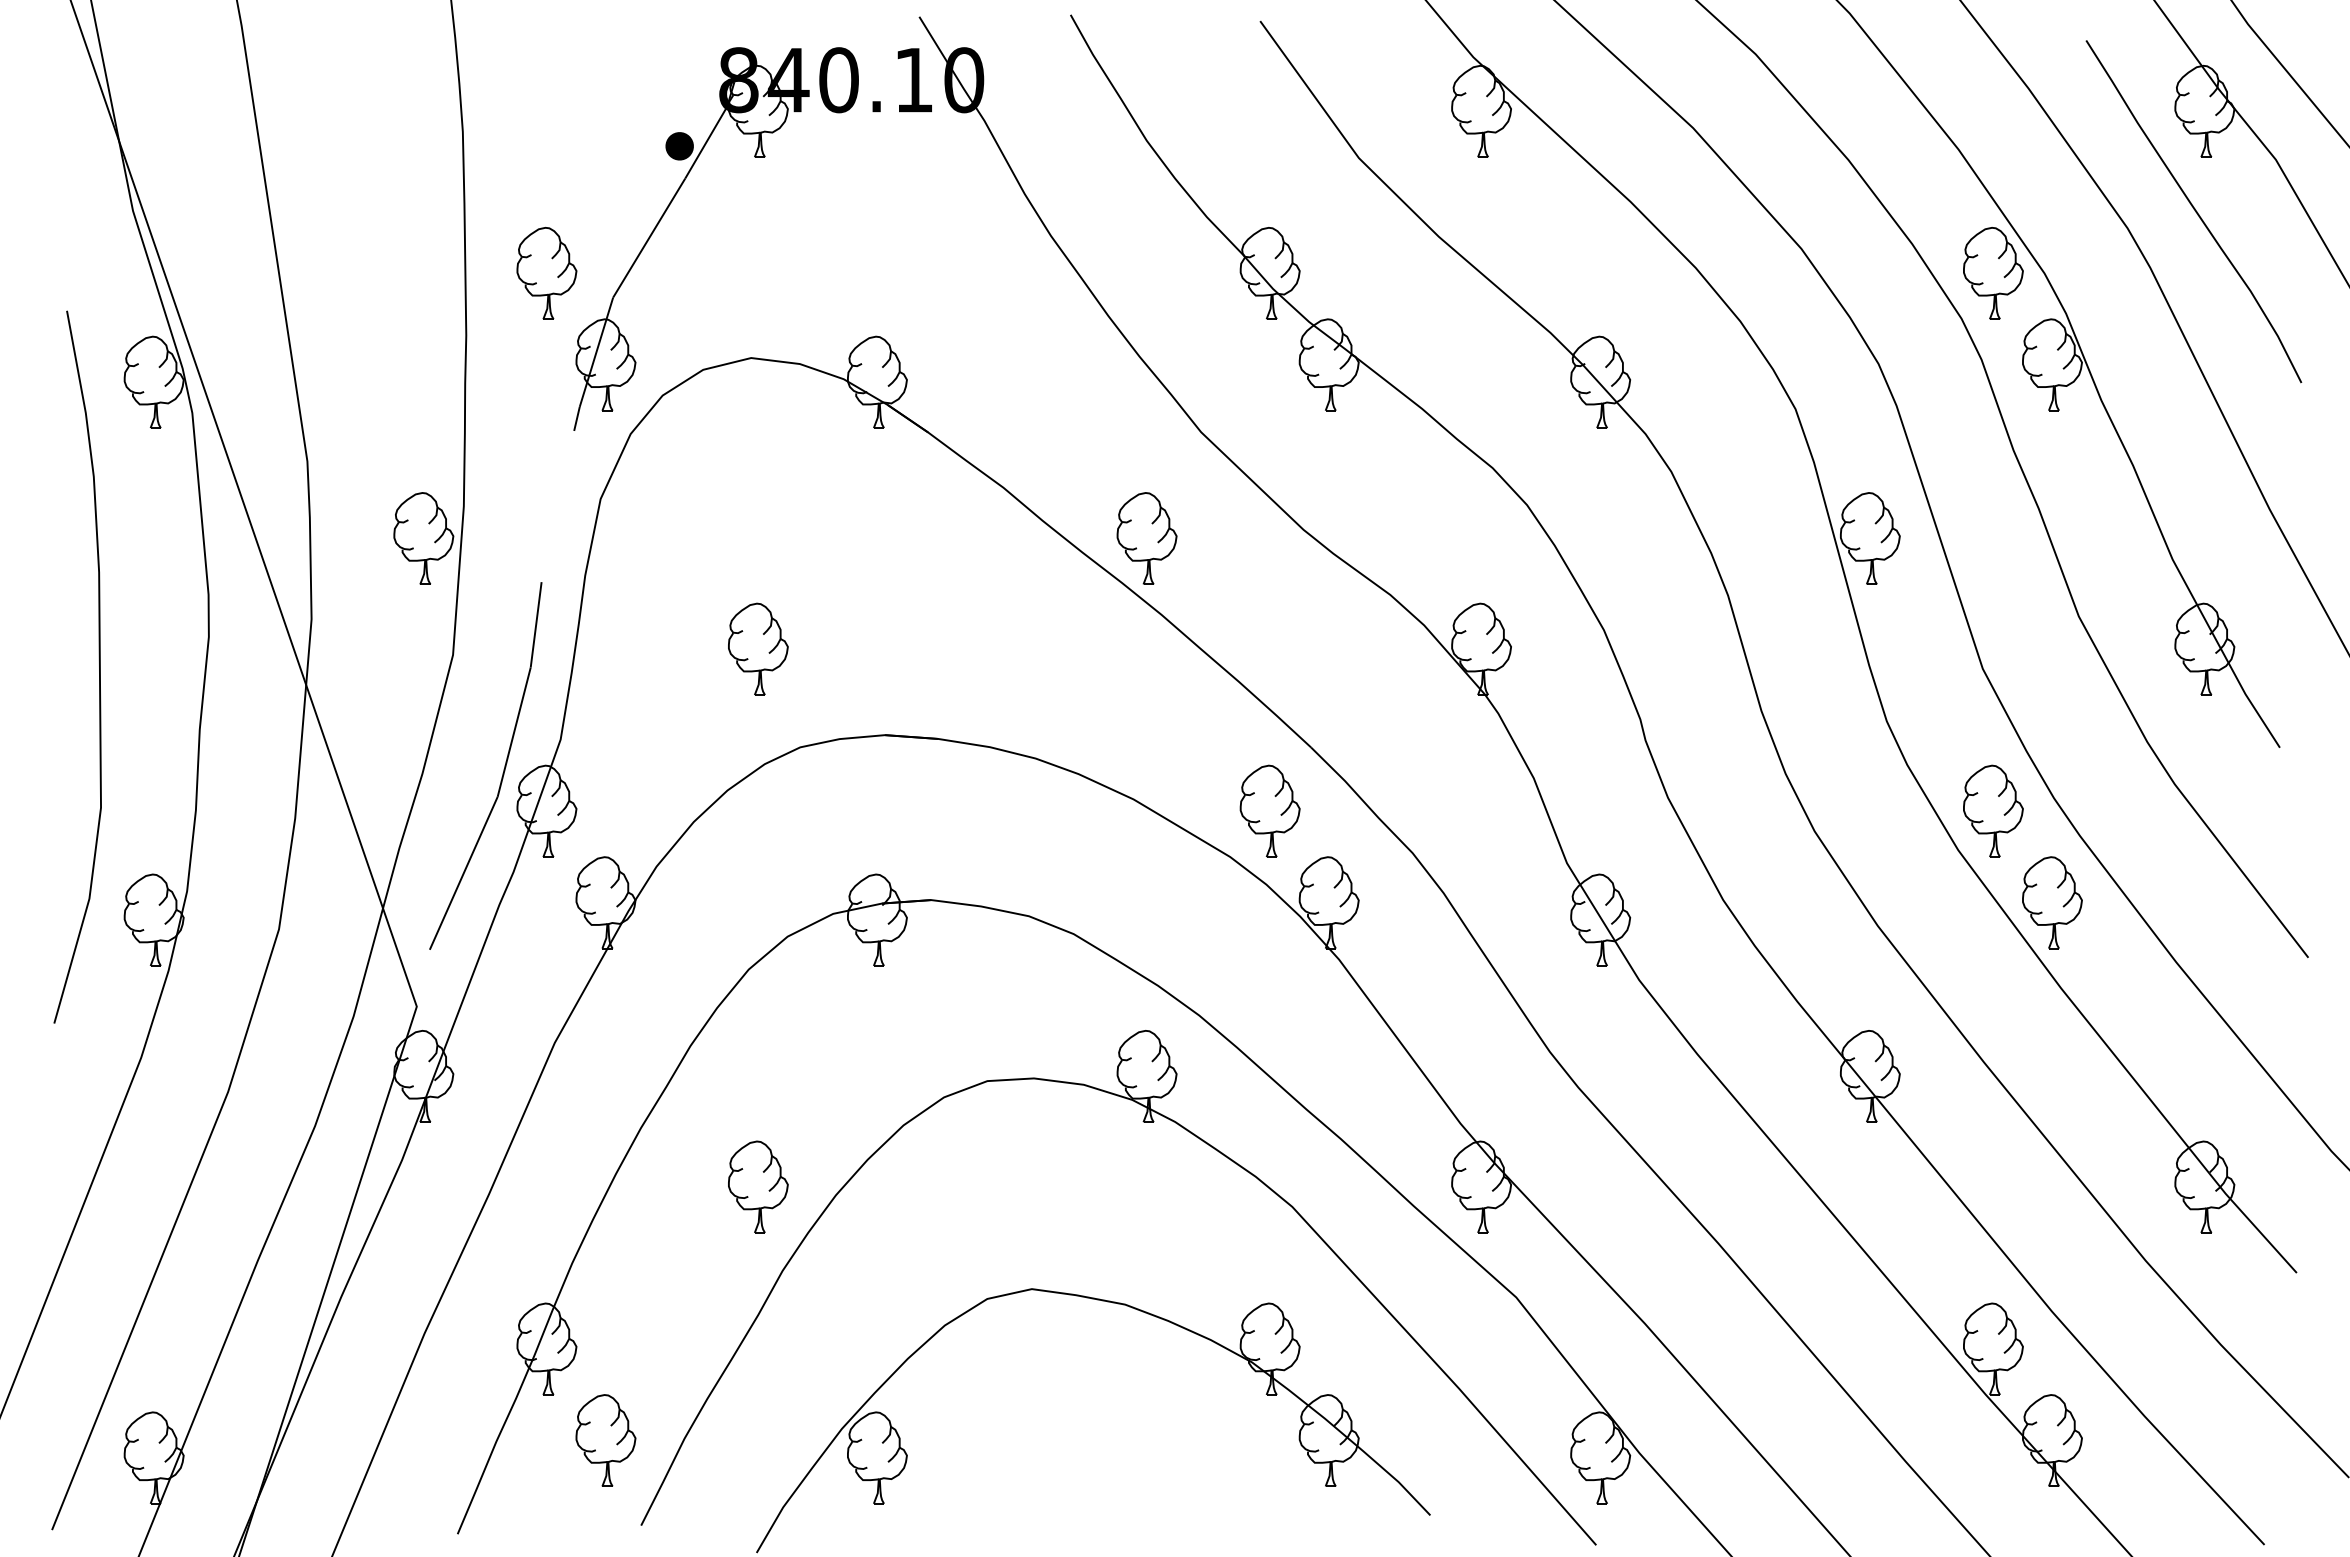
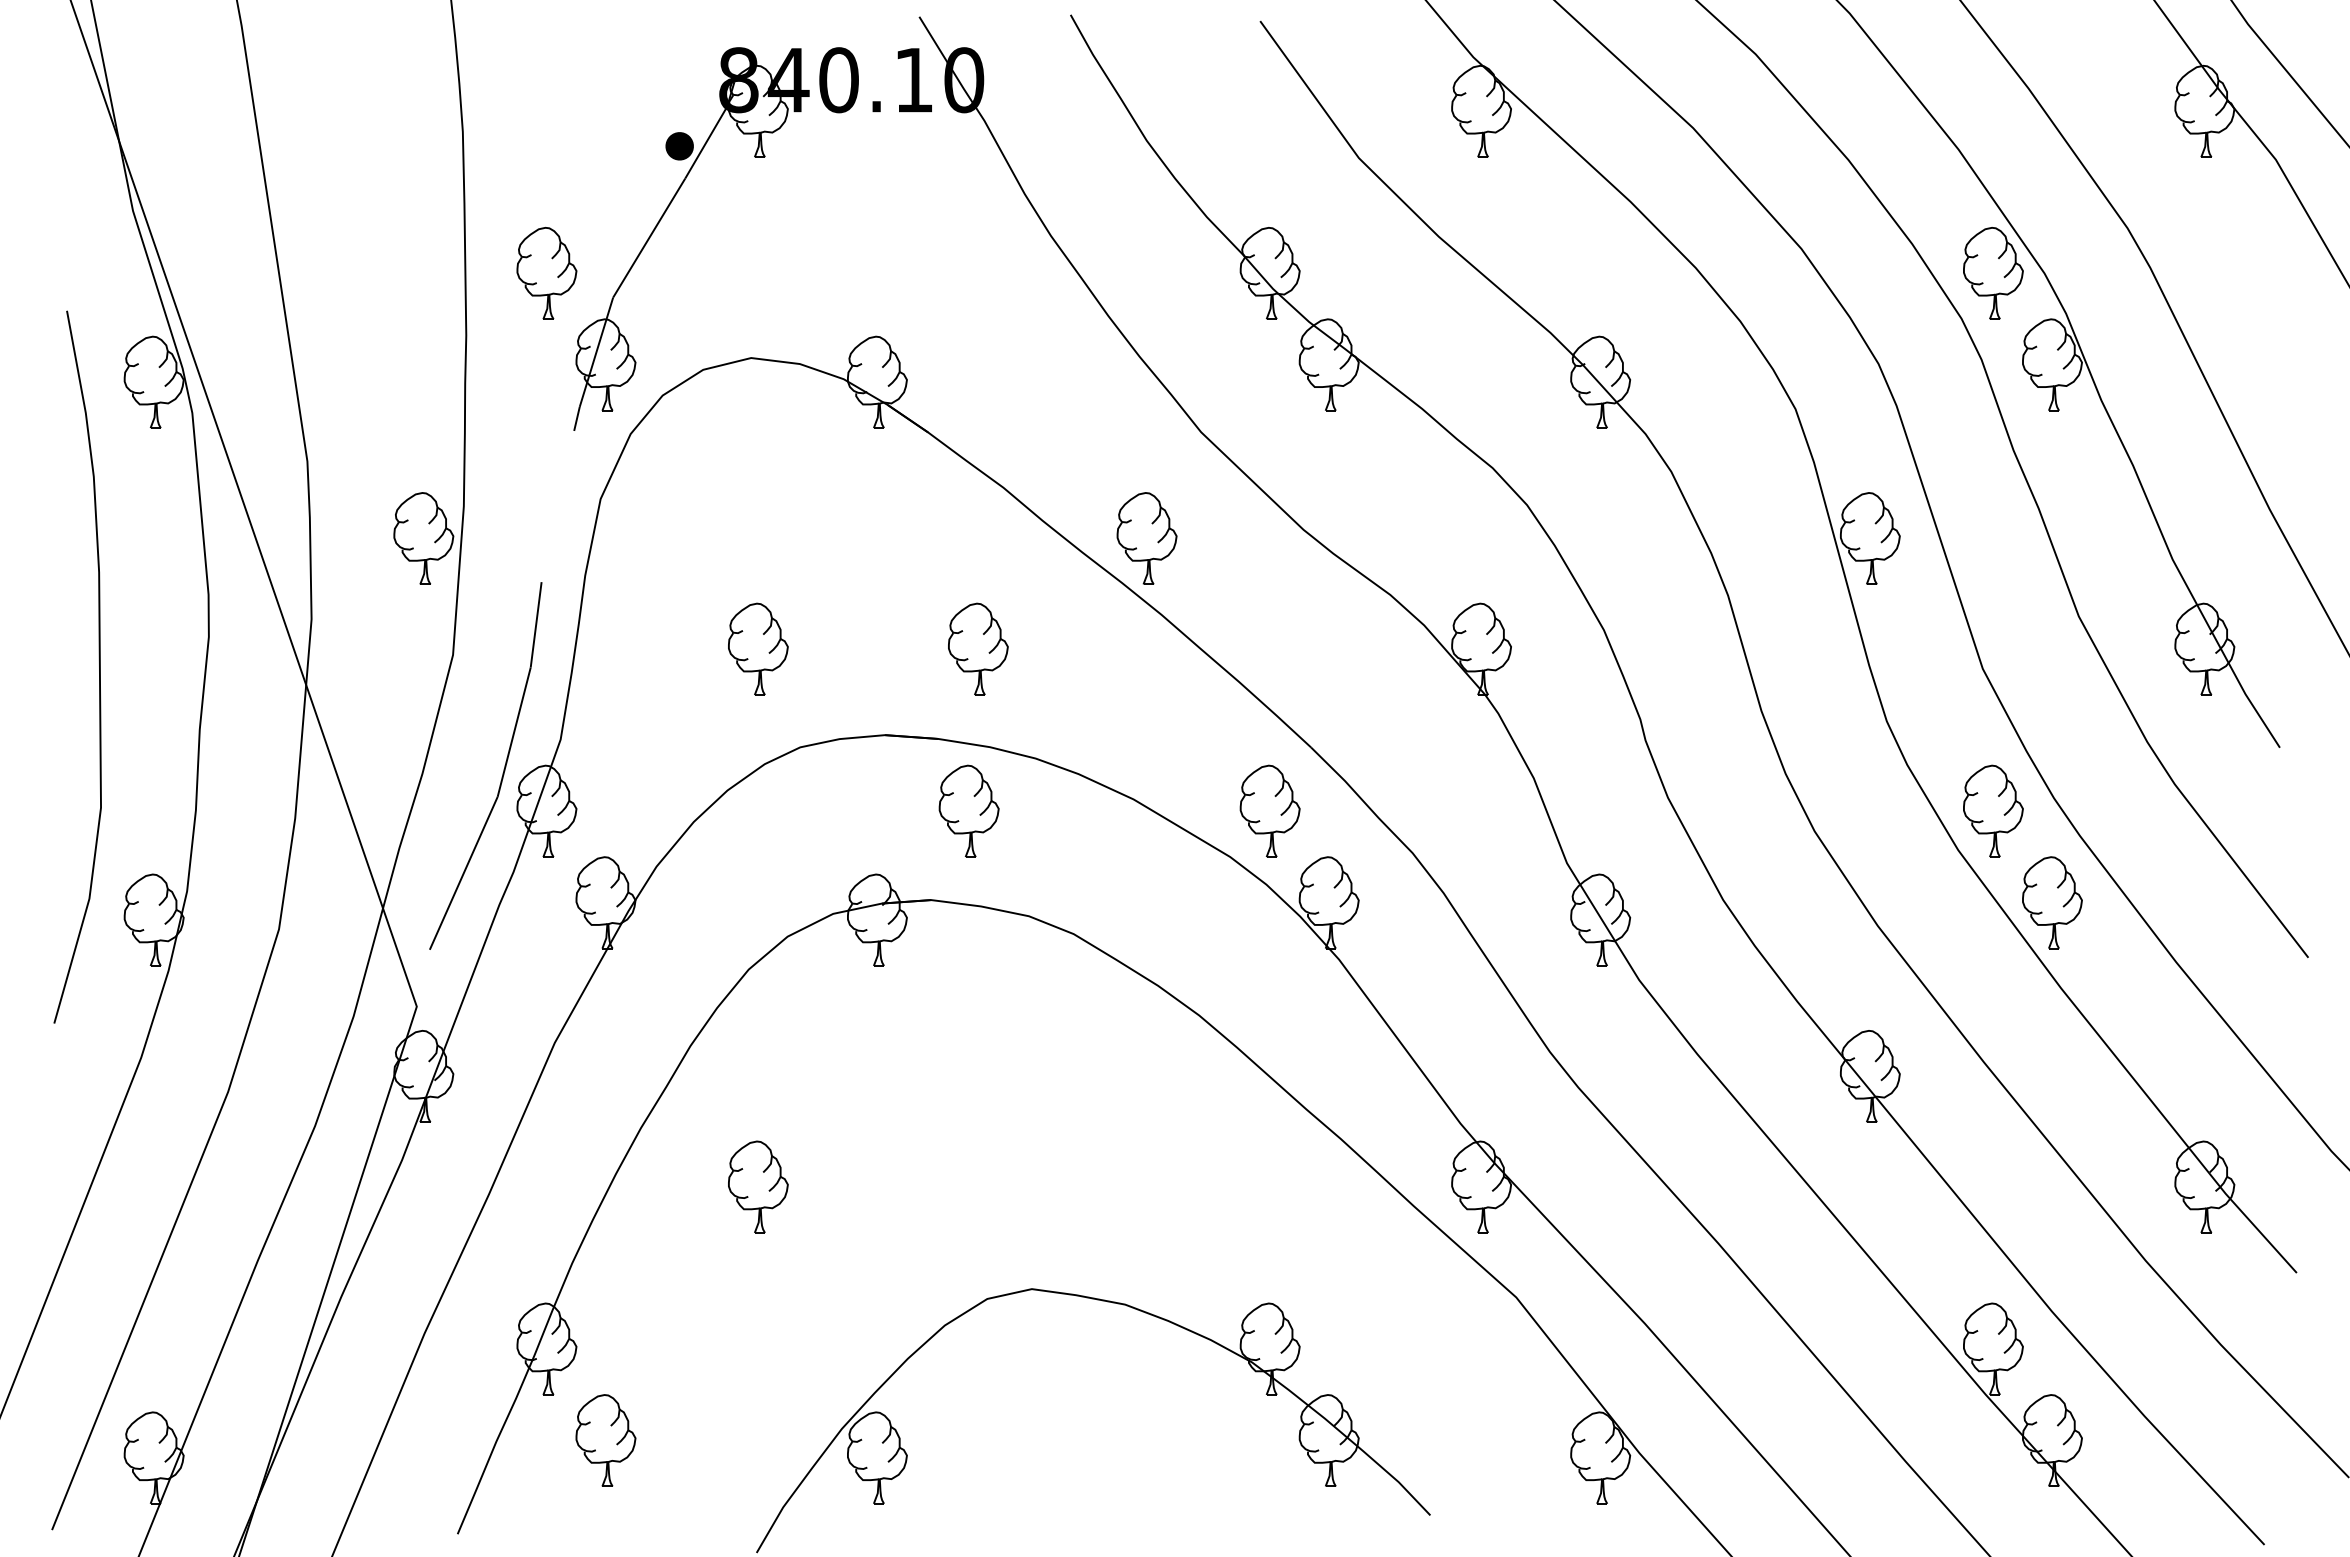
curve: present -> none (2194, 210)
part: none -> present (978, 648)
part: none -> present (968, 810)
part: present -> none (1143, 1122)
